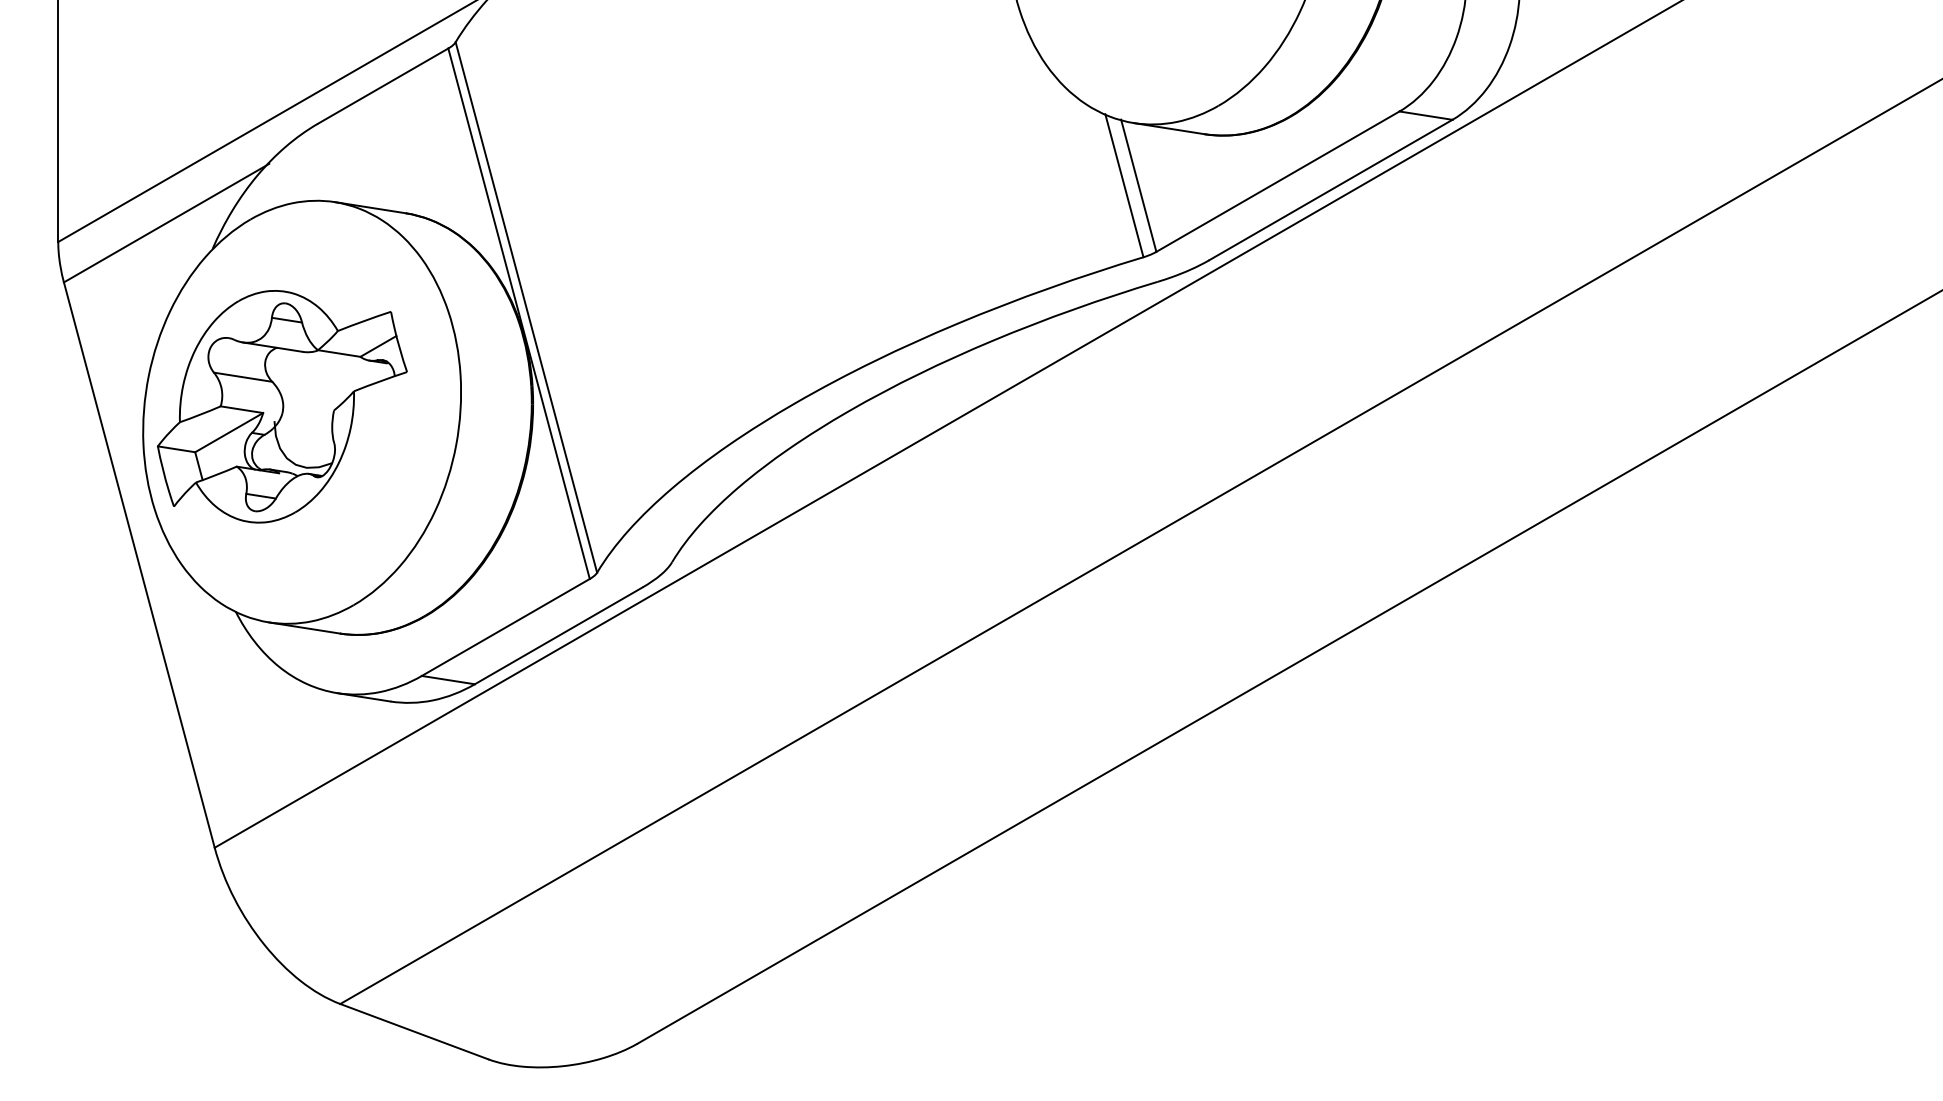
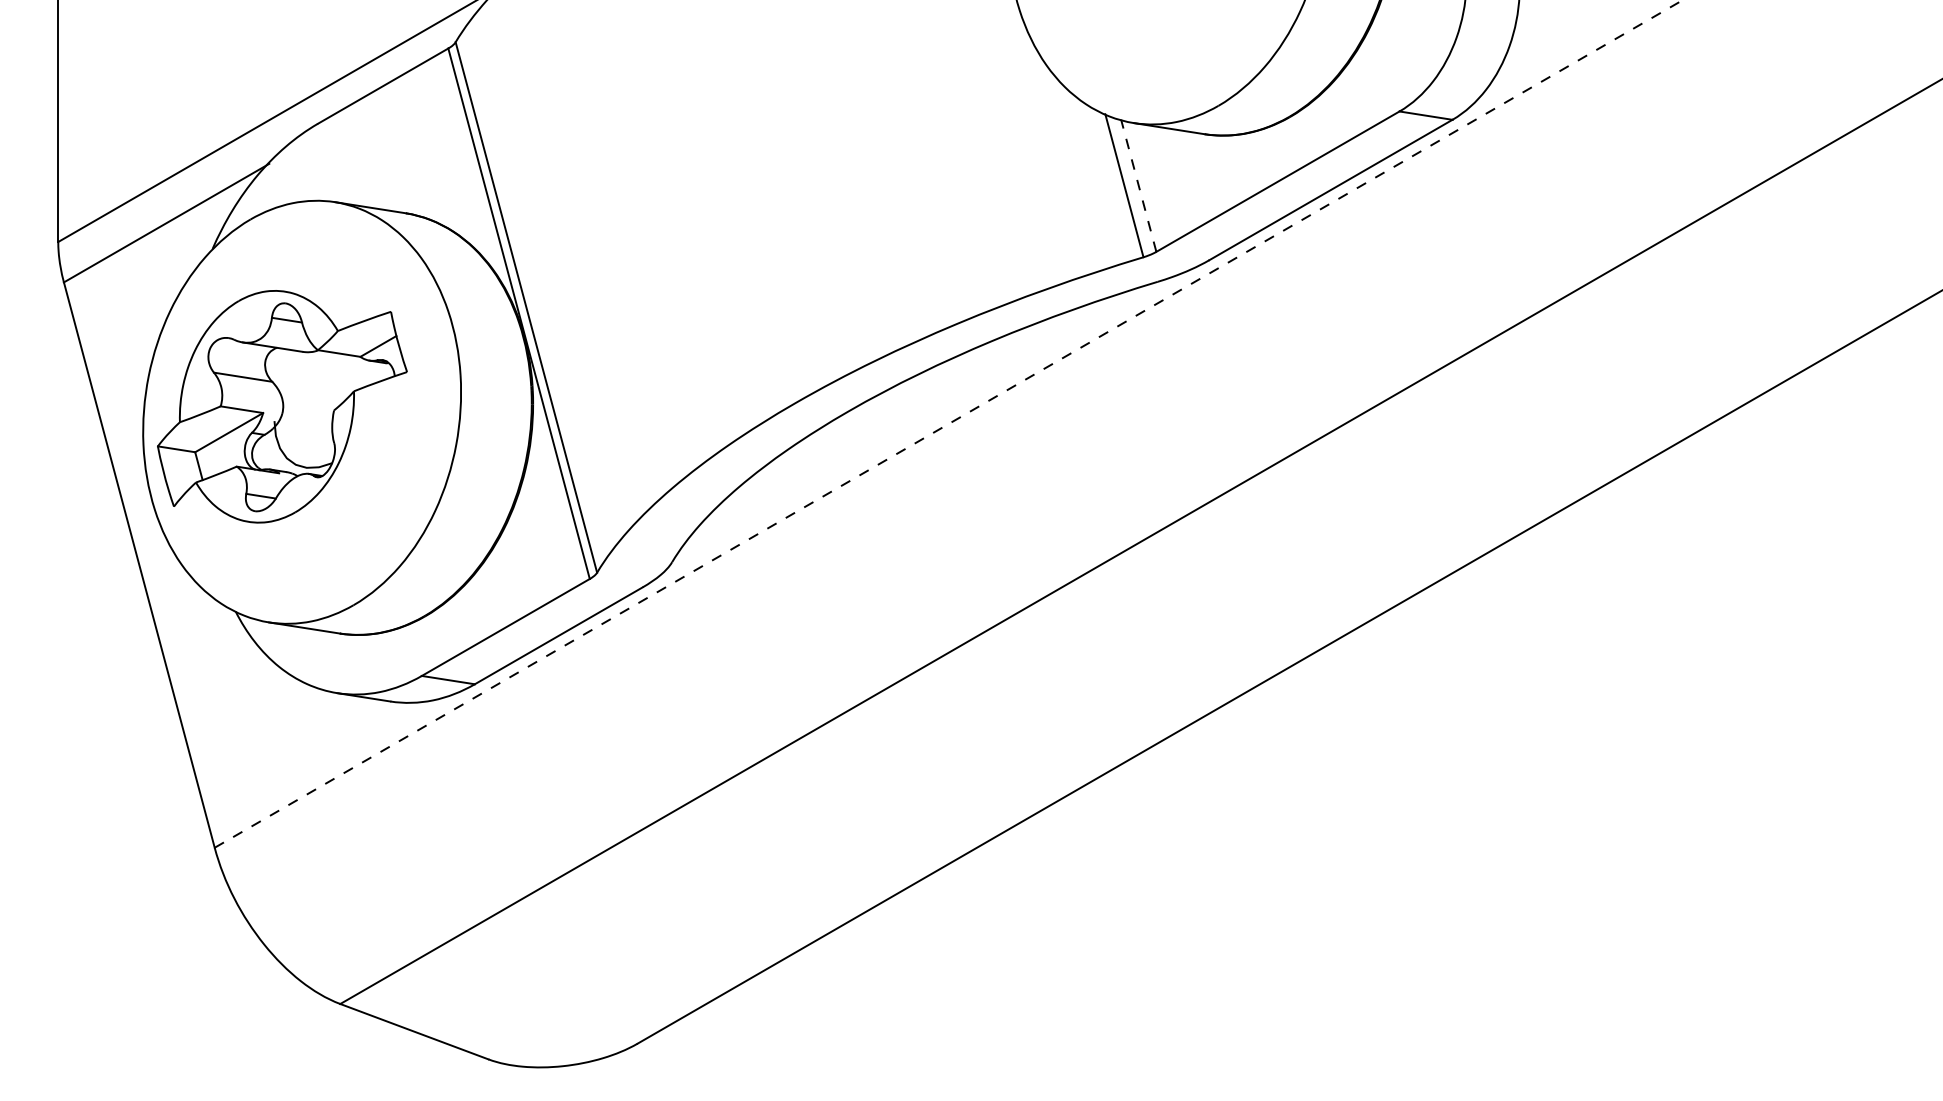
line: solid -> dashed (1138, 185)
line: solid -> dashed (948, 423)
